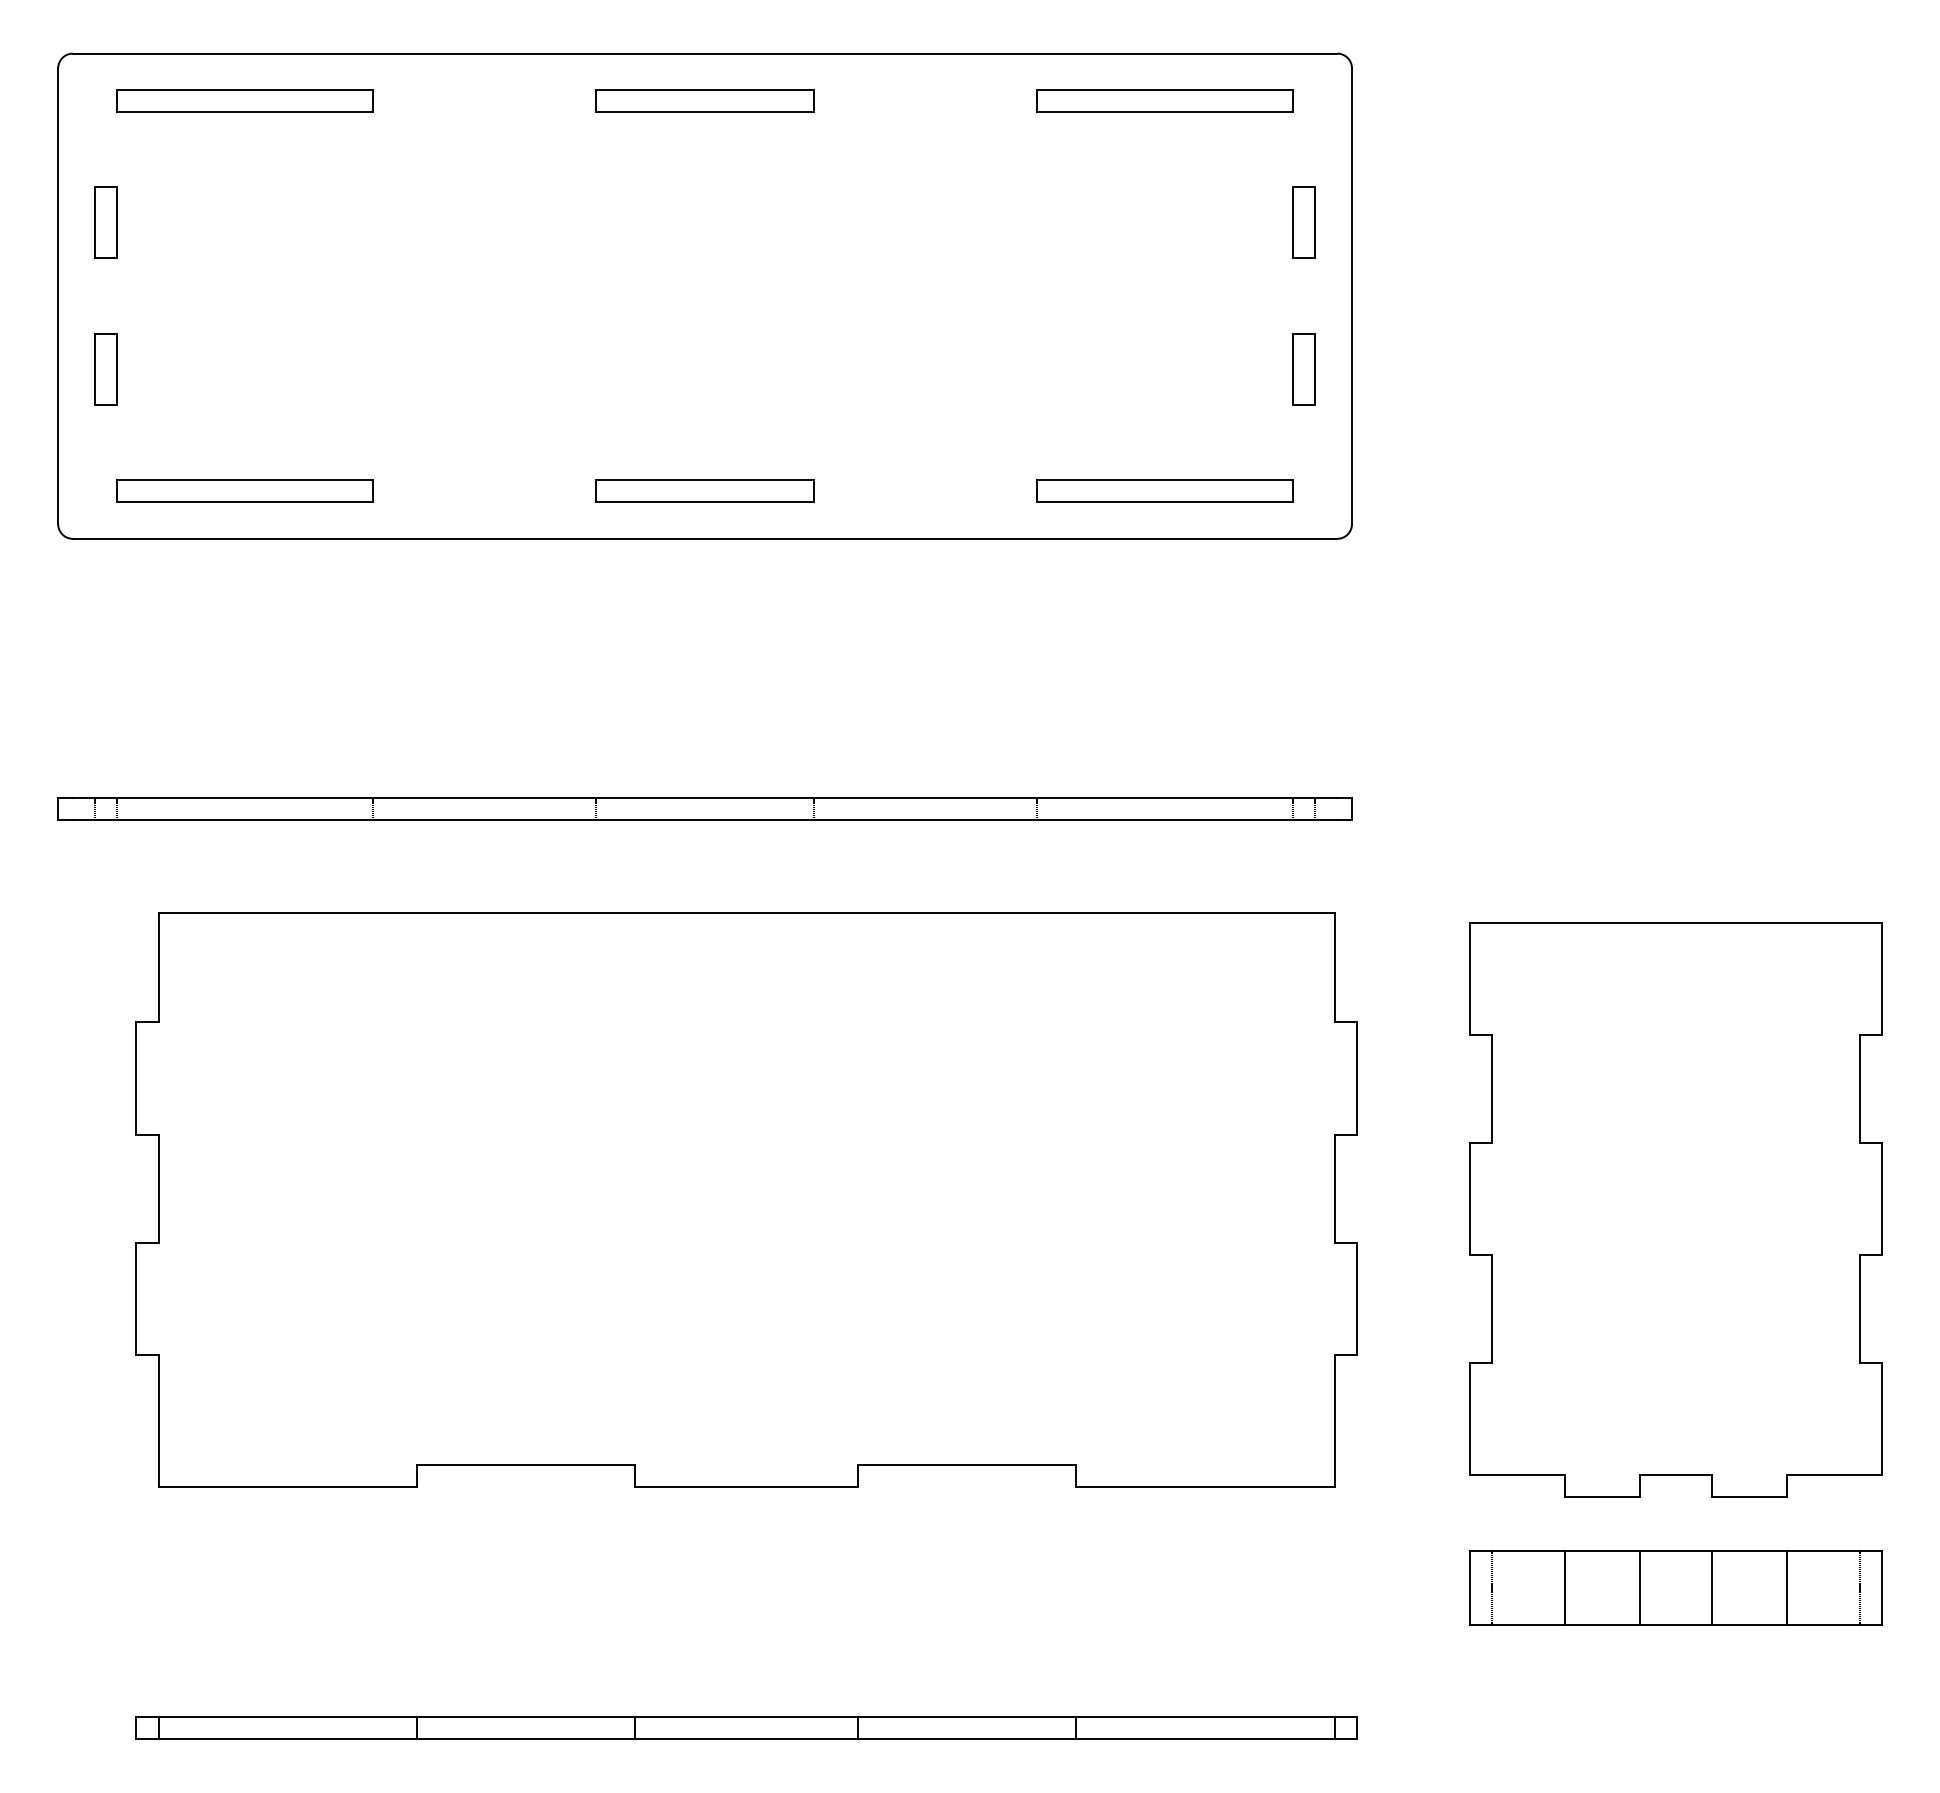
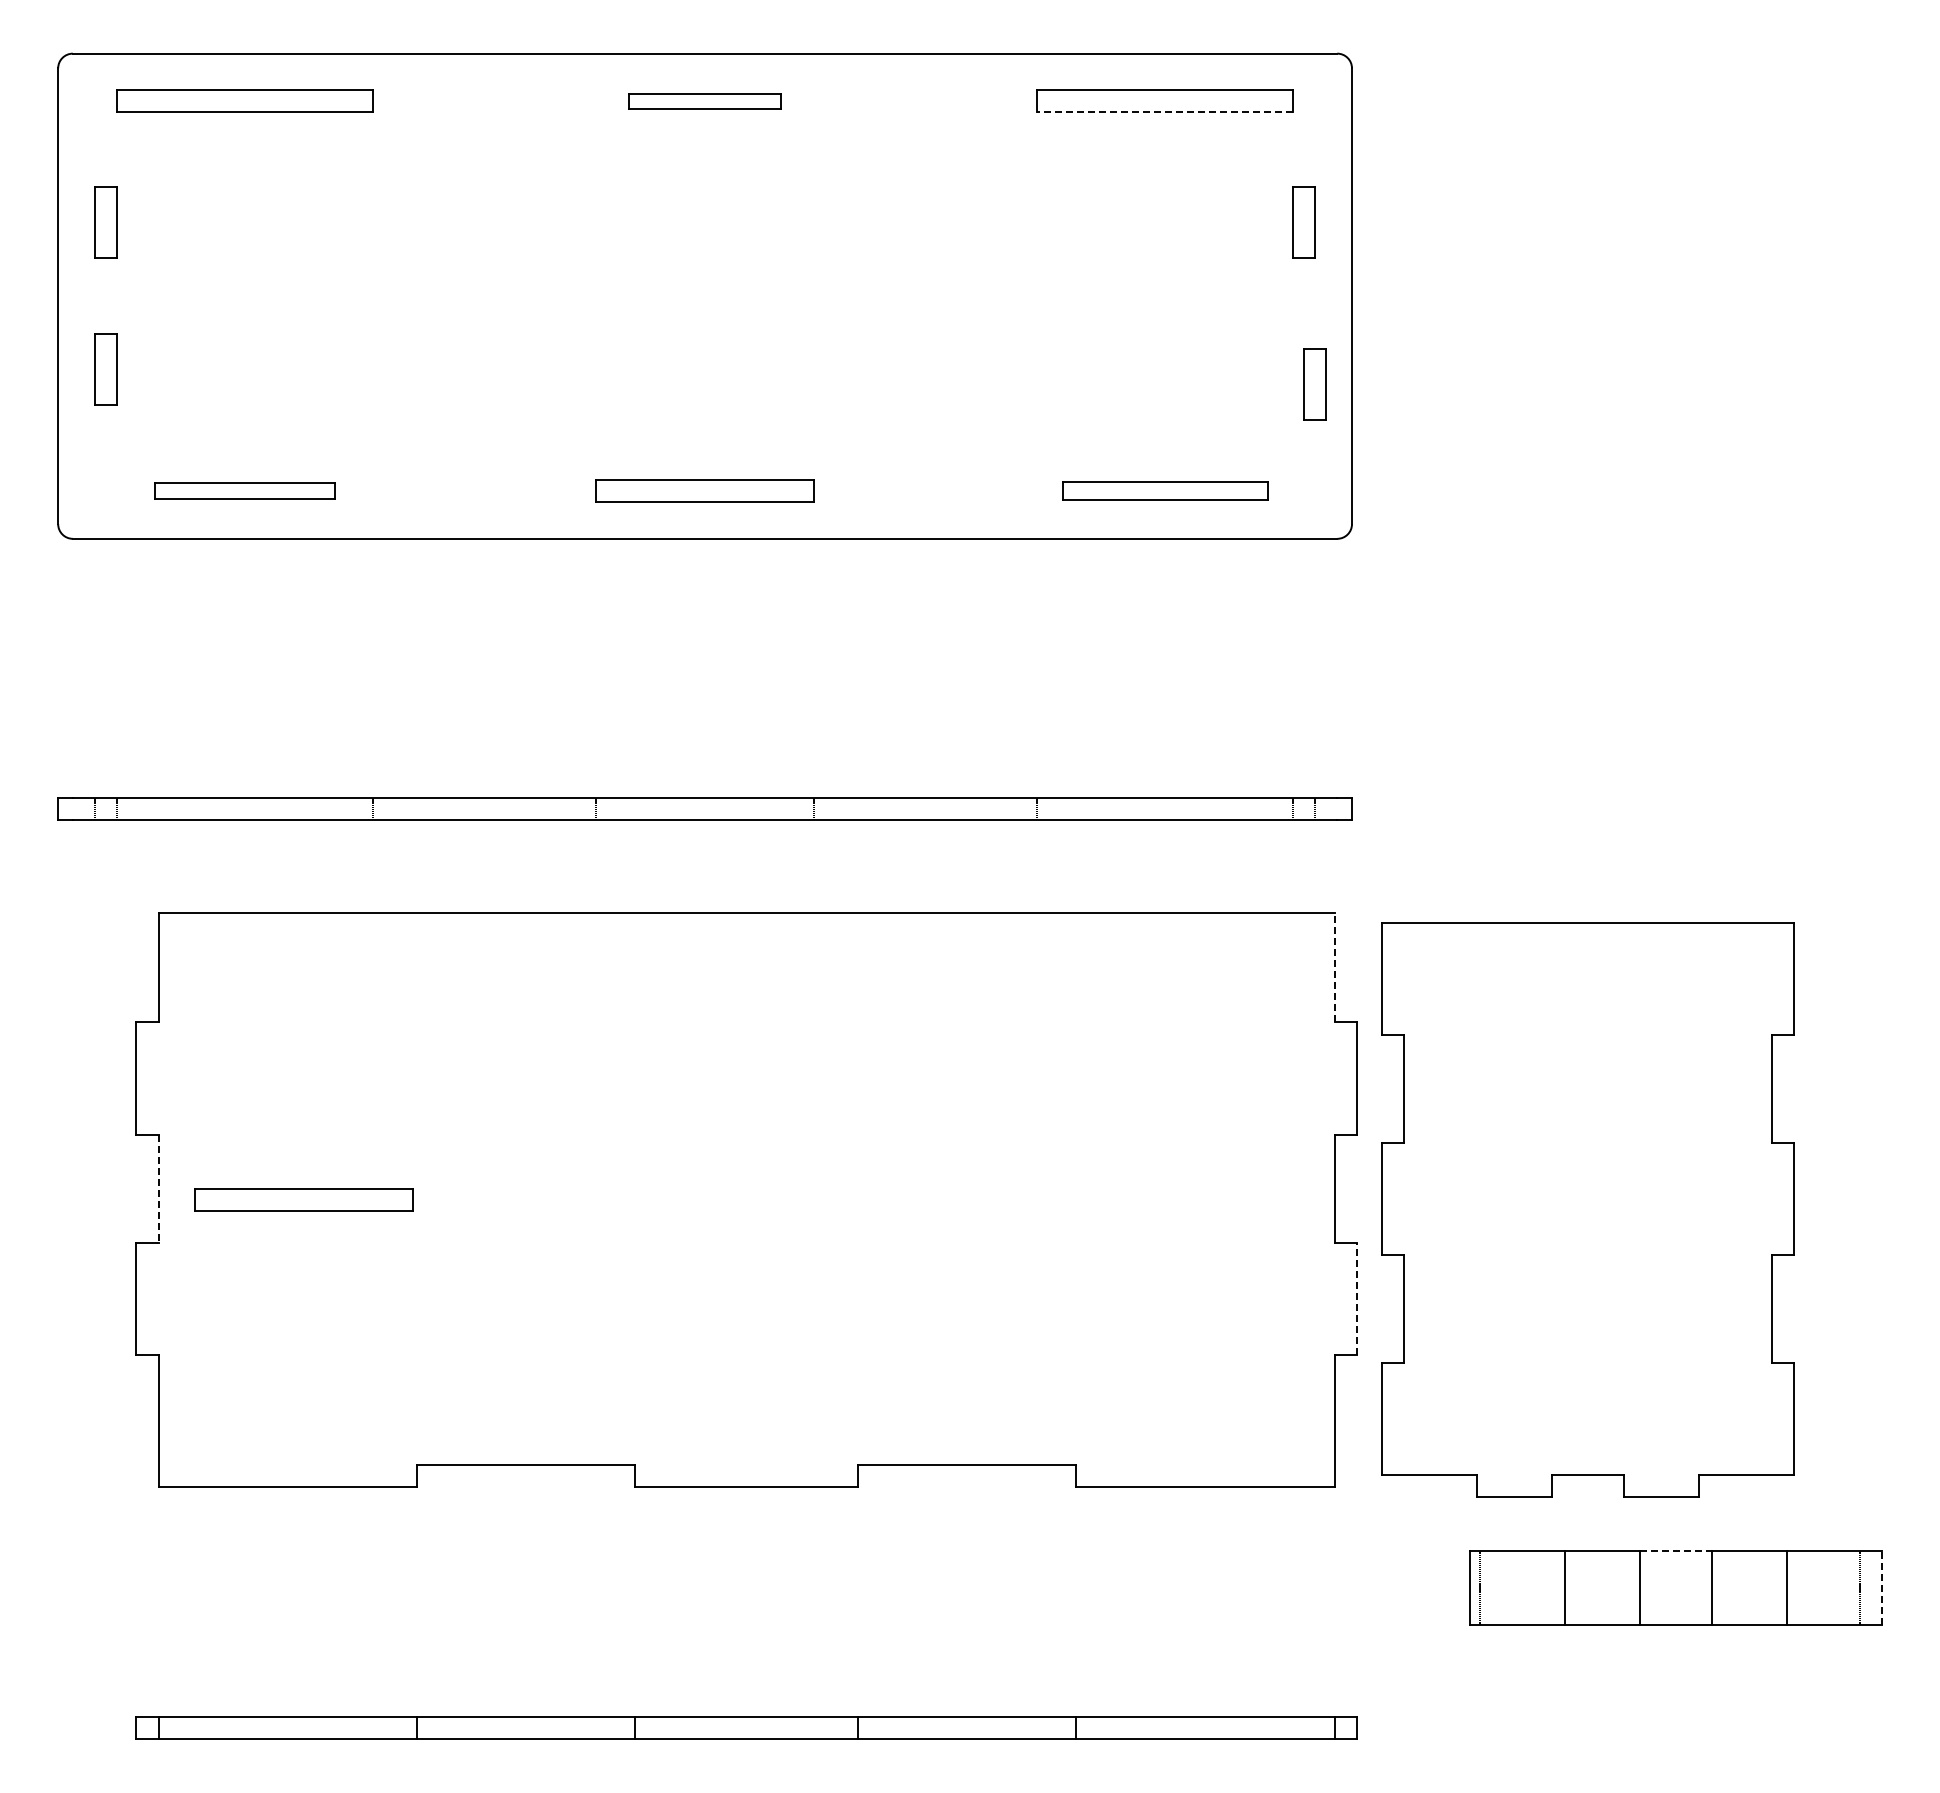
part size: 220x24 px -> 154x17 px (704, 101)
line: solid -> dashed (1164, 112)
part position: (1303, 369) -> (1314, 384) (1314, 384)
part size: 258x24 px -> 182x18 px (244, 490)
part size: 258x24 px -> 207x20 px (1165, 490)
line: solid -> dashed (1334, 967)
line: solid -> dashed (158, 1189)
part: none -> present (303, 1199)
part position: (1675, 1209) -> (1587, 1209) (1587, 1209)
line: solid -> dashed (1356, 1298)
line: solid -> dashed (1675, 1551)
line position: (1492, 1587) -> (1480, 1587) (1480, 1587)
line: solid -> dashed (1881, 1587)
